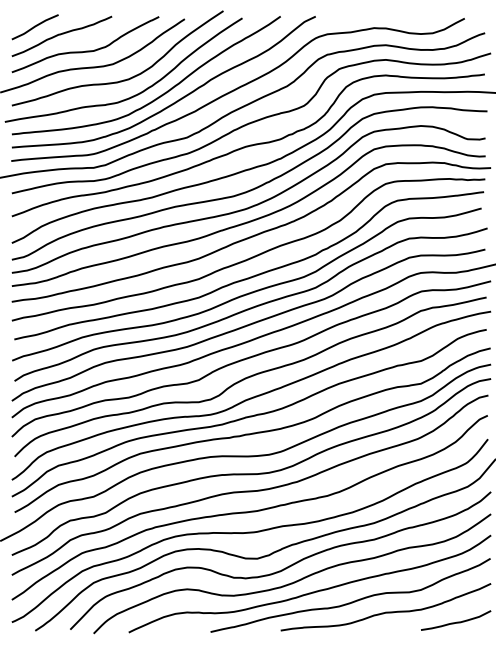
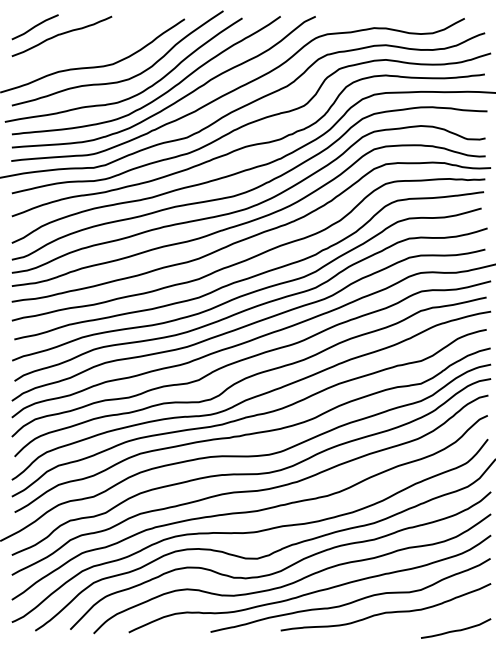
curve: present -> none (85, 50)
curve position: (456, 621) -> (456, 629) (456, 629)
